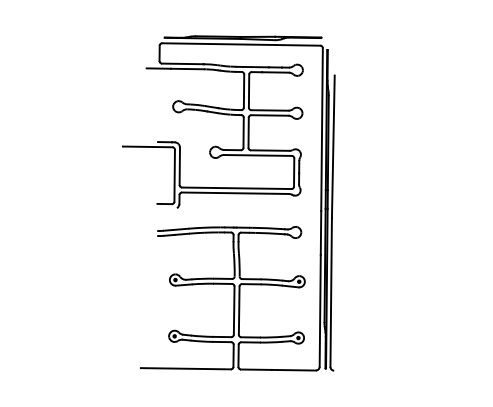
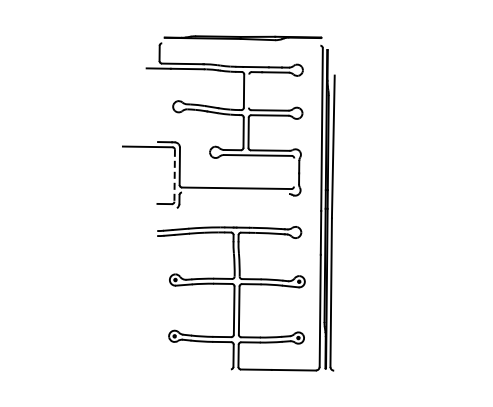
line: present -> none (241, 44)
line: present -> none (248, 90)
line: present -> none (294, 172)
line: solid -> dashed (174, 175)
line: present -> none (235, 192)
line: present -> none (185, 368)
